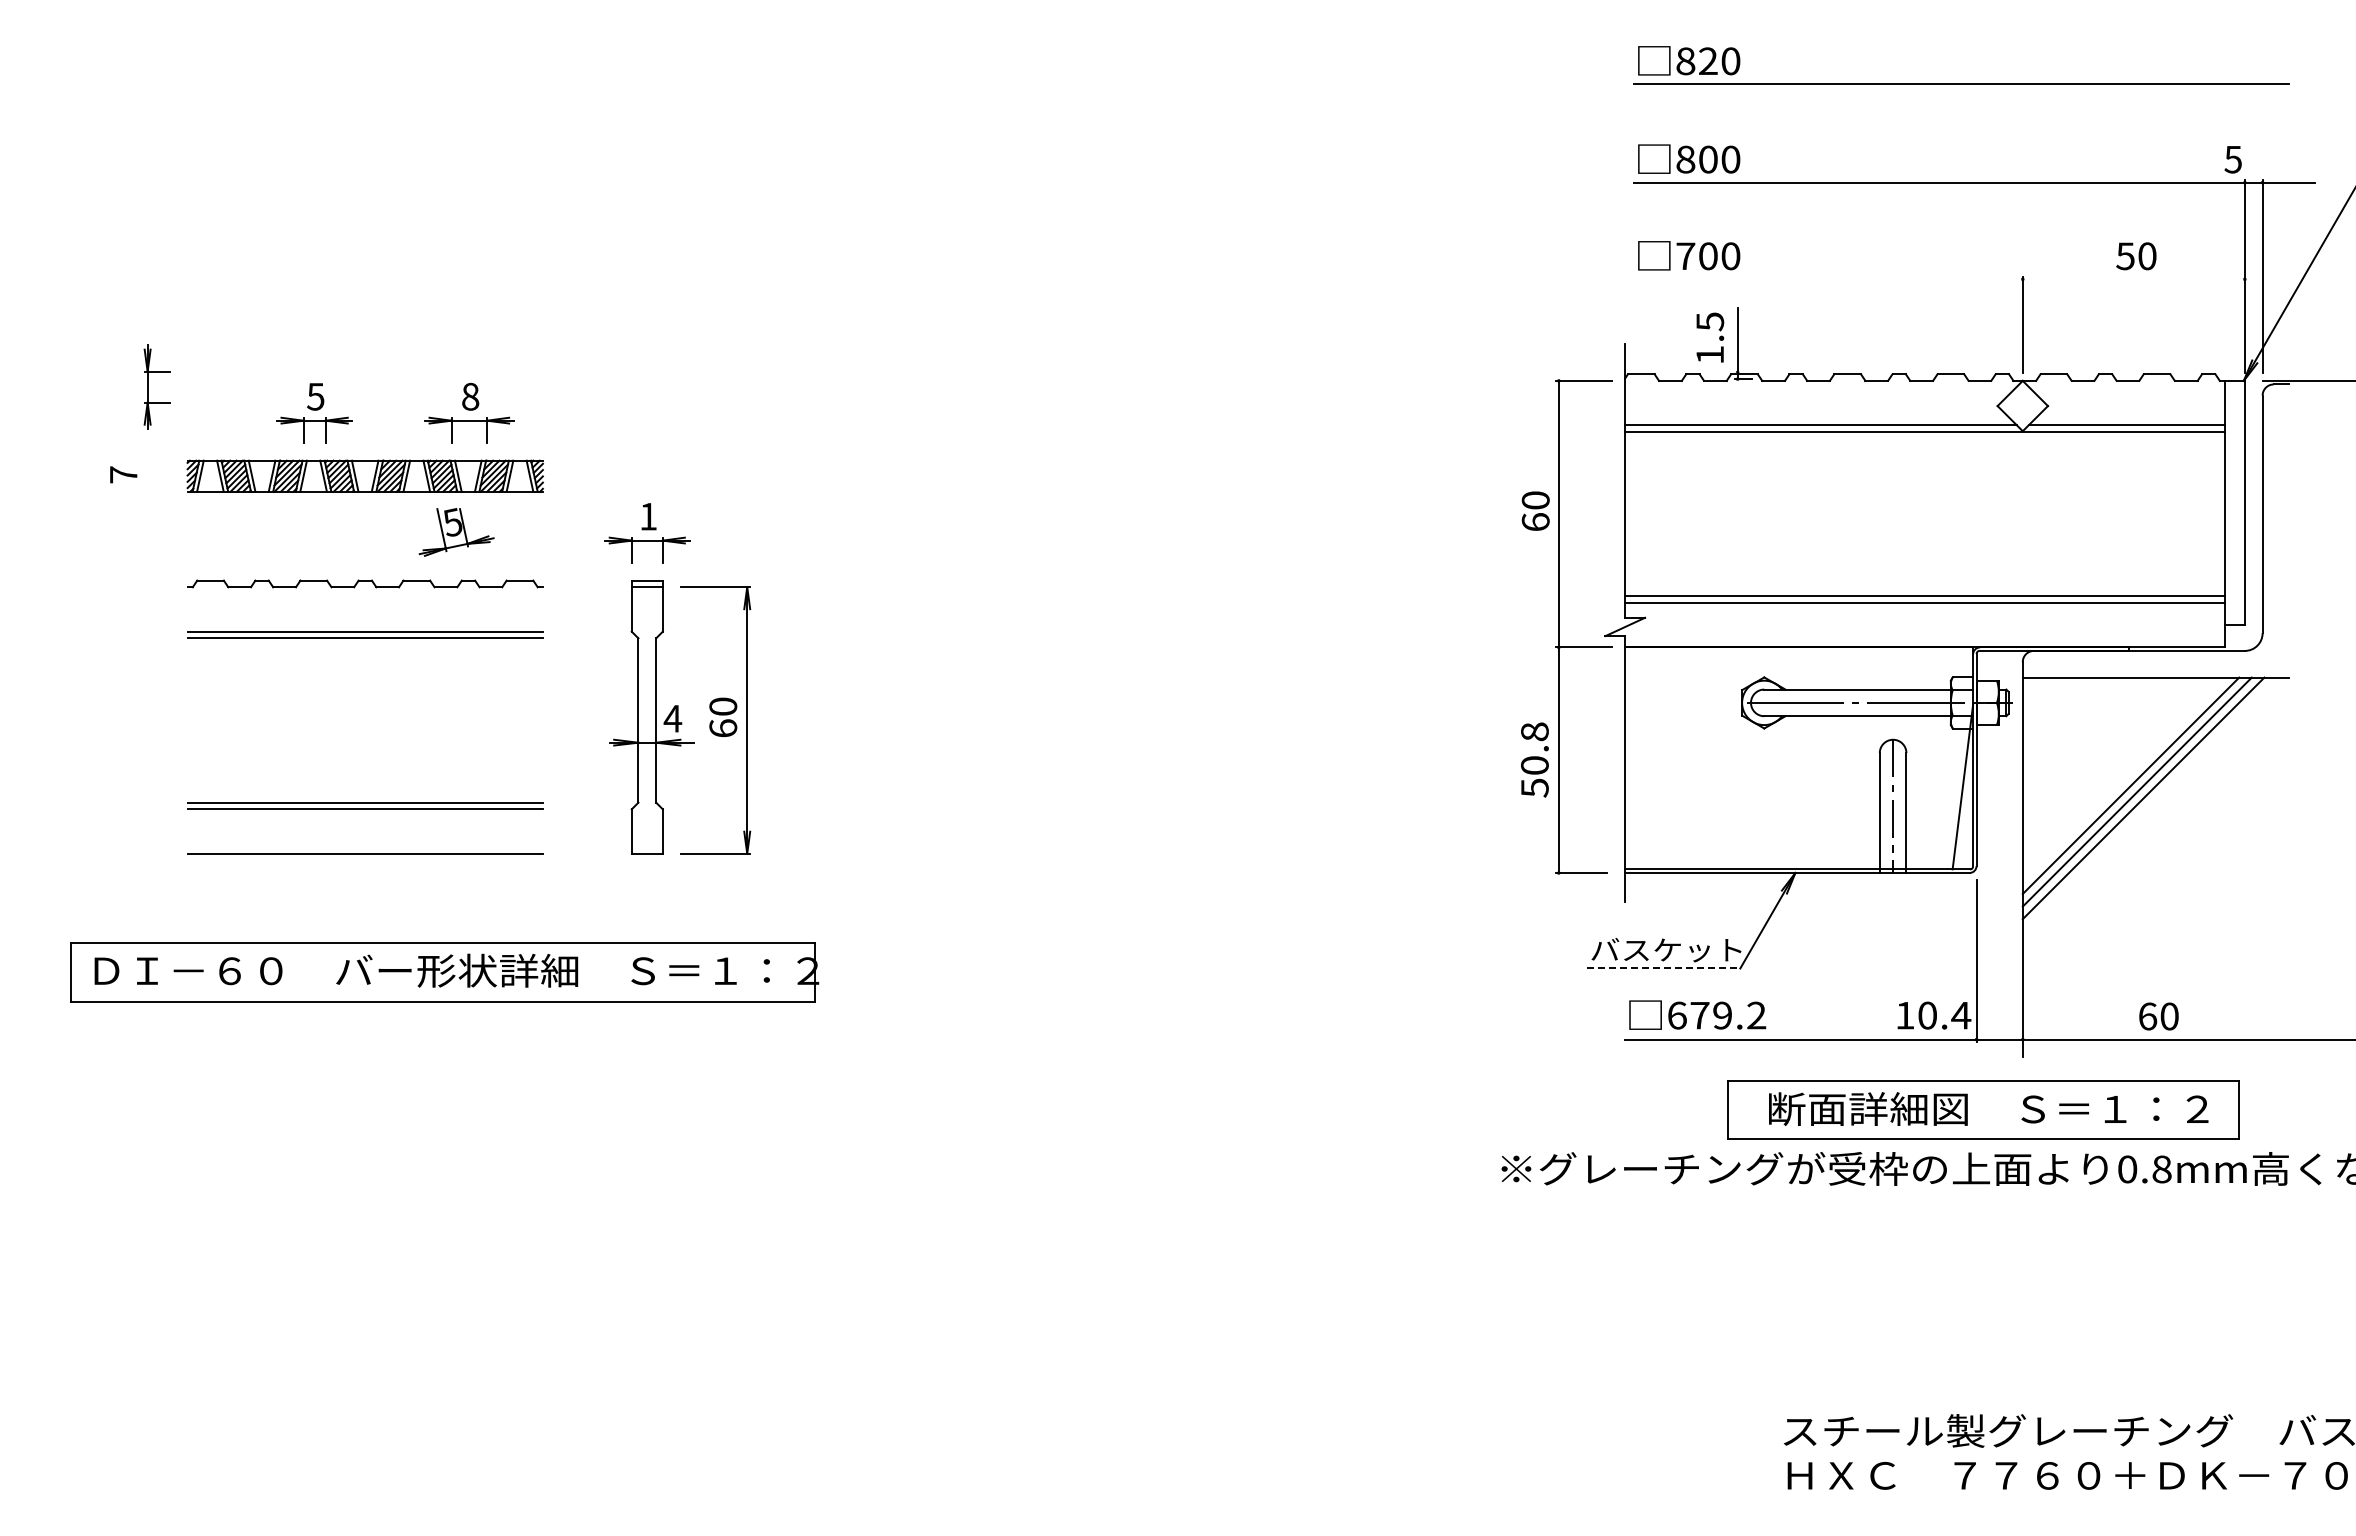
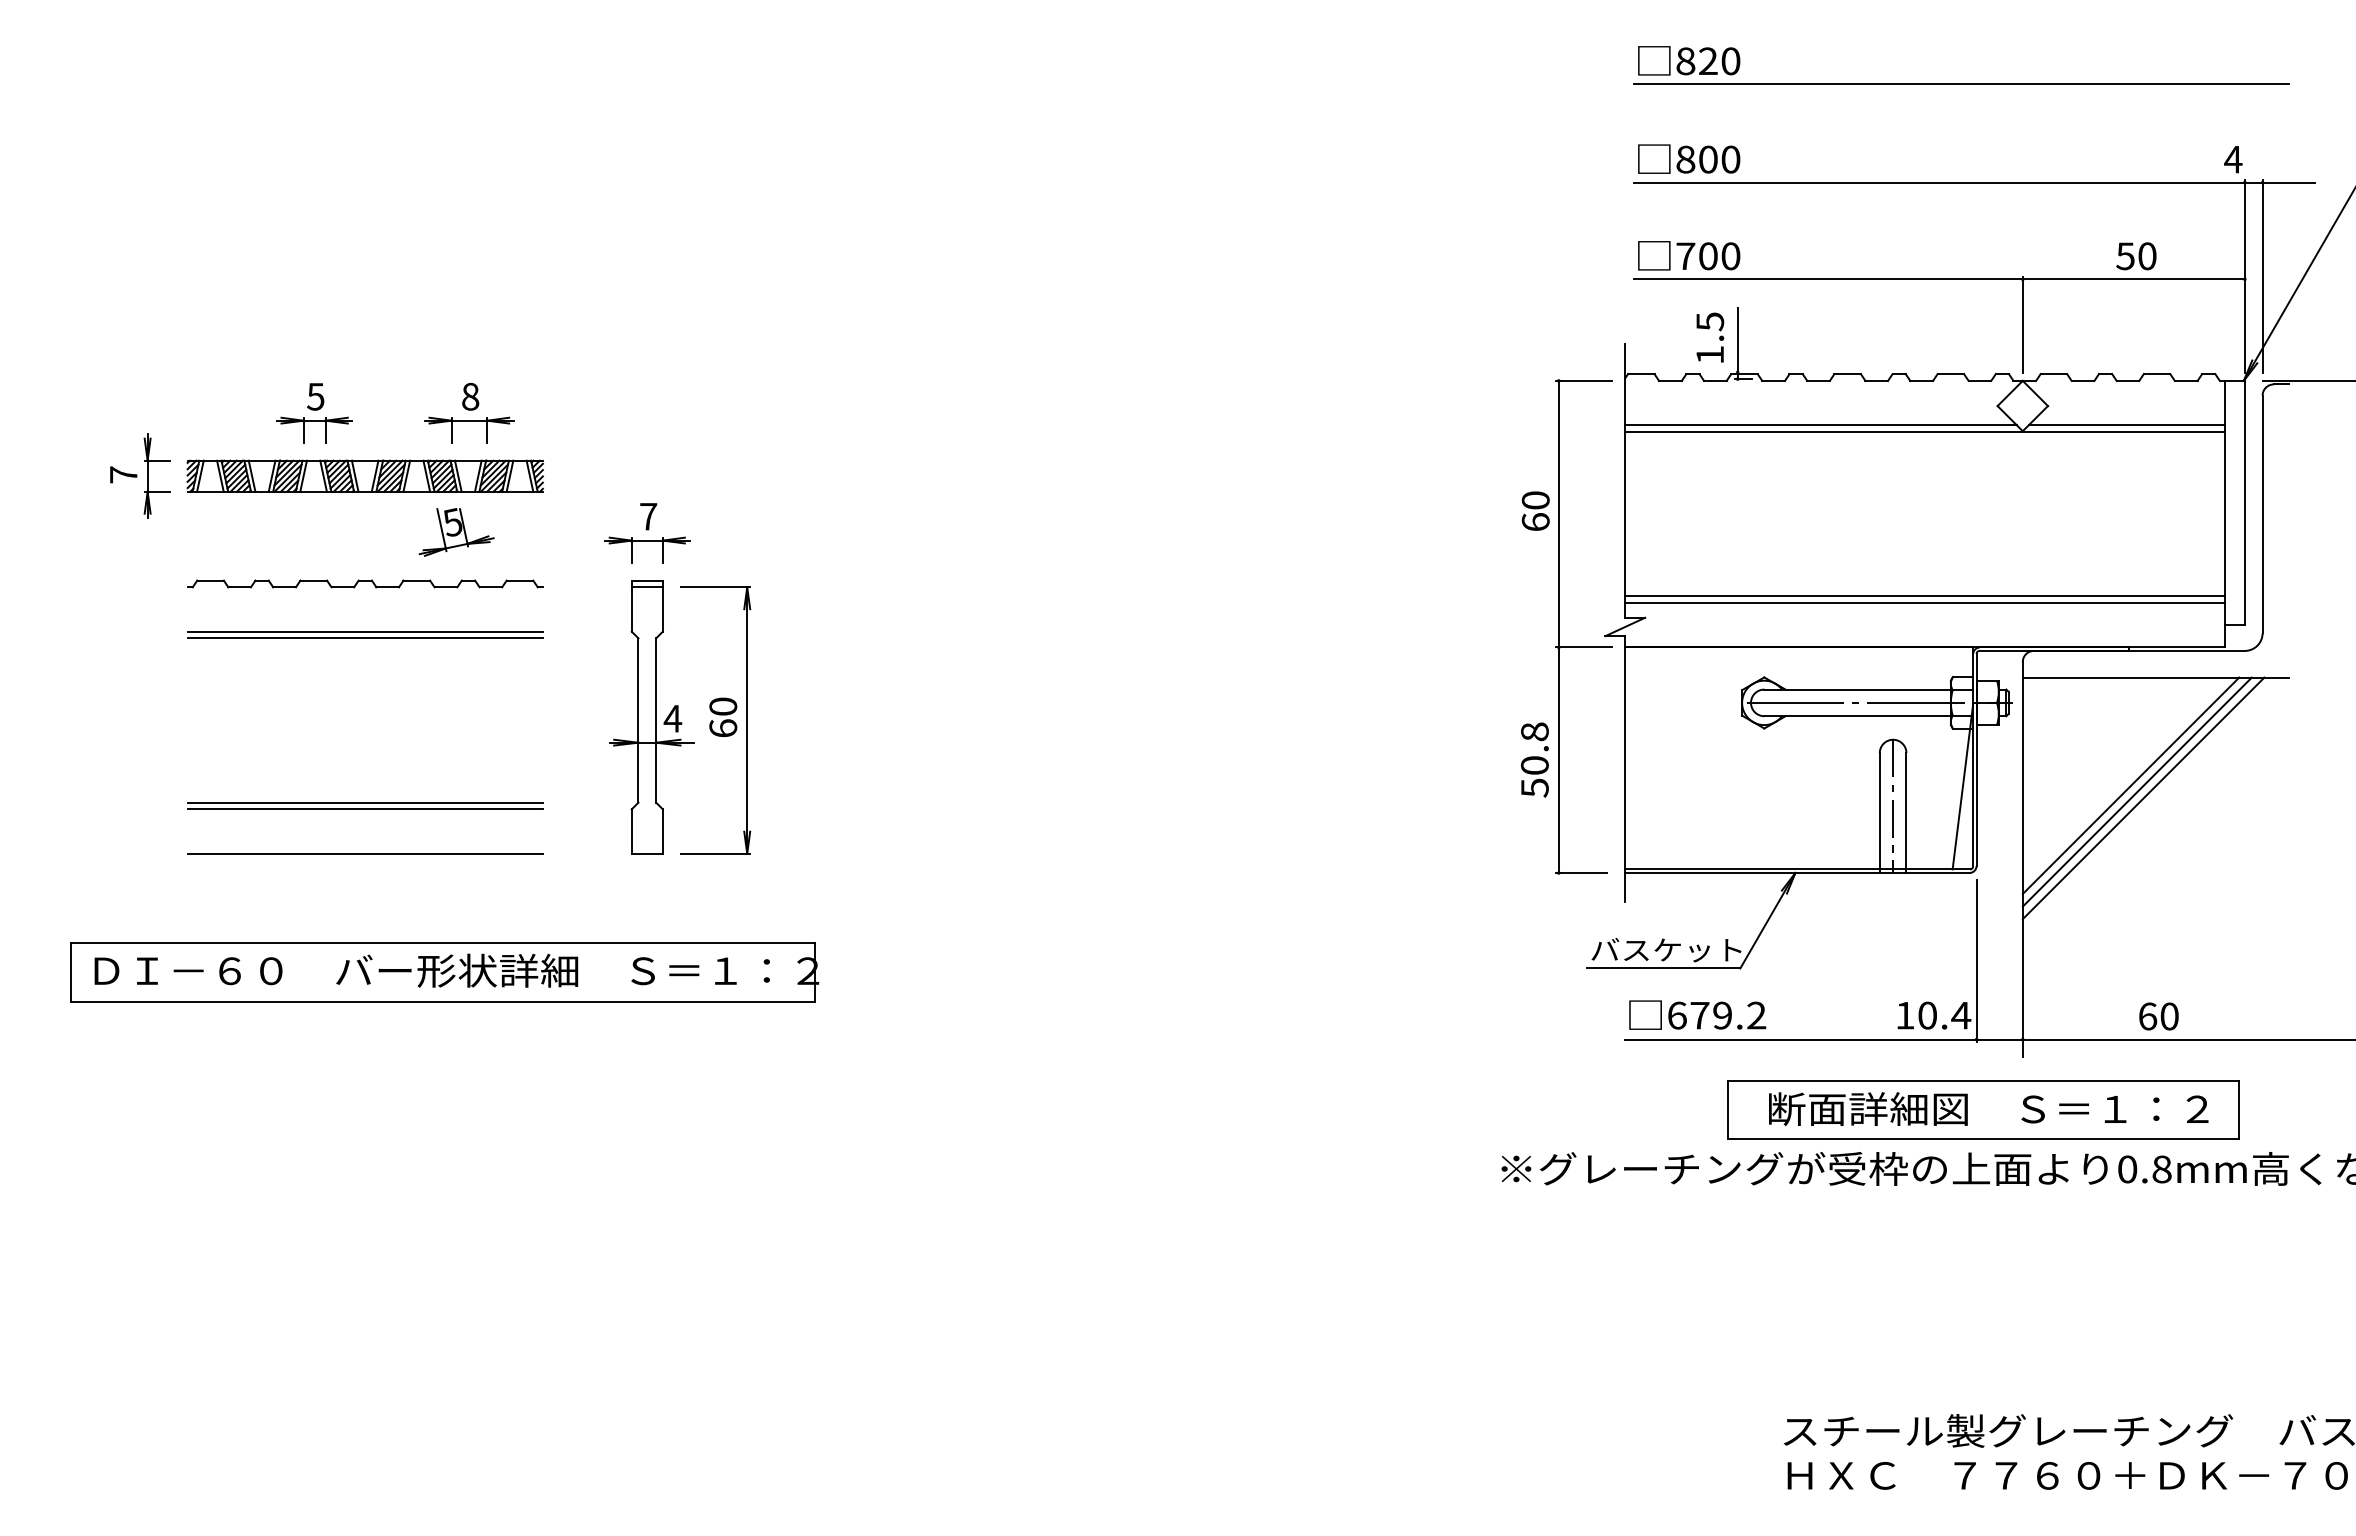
text: 5 -> 4 (2233, 159)
line: none -> present (1939, 279)
part position: (148, 386) -> (148, 475) (148, 475)
text: 1 -> 7 (648, 516)
line: dashed -> solid (1663, 968)
